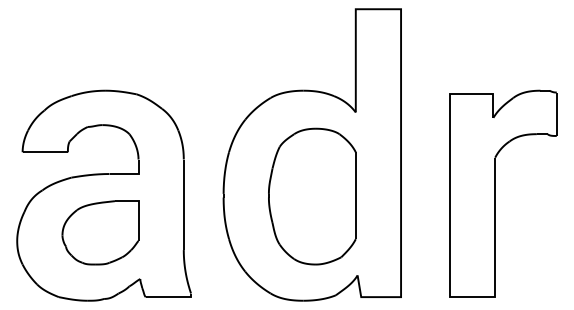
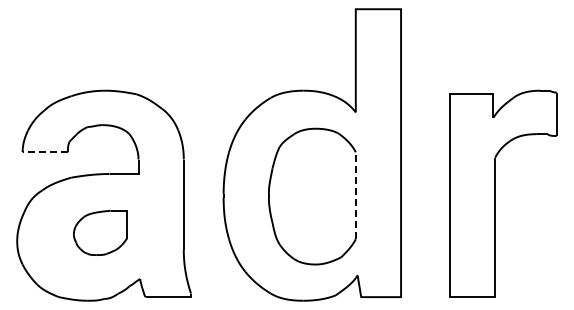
line: solid -> dashed (45, 152)
line: solid -> dashed (355, 195)
part size: 79x66 px -> 55x47 px (100, 232)
